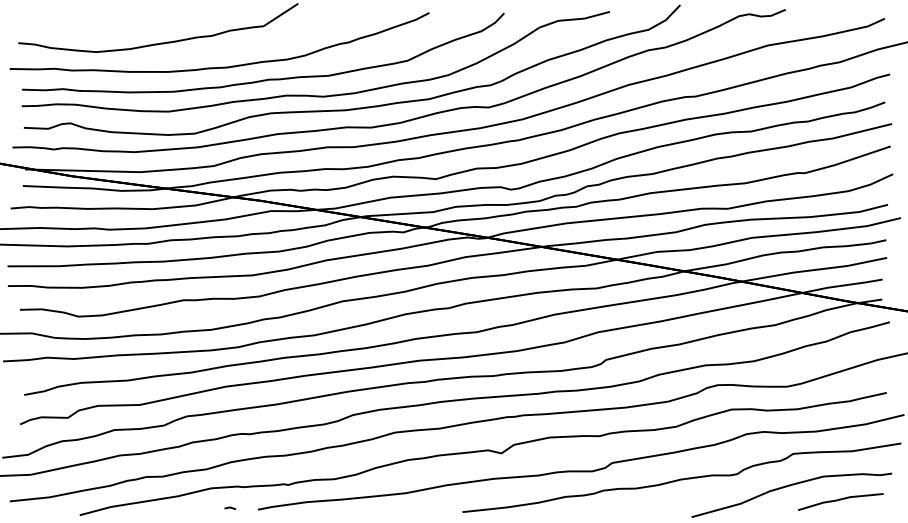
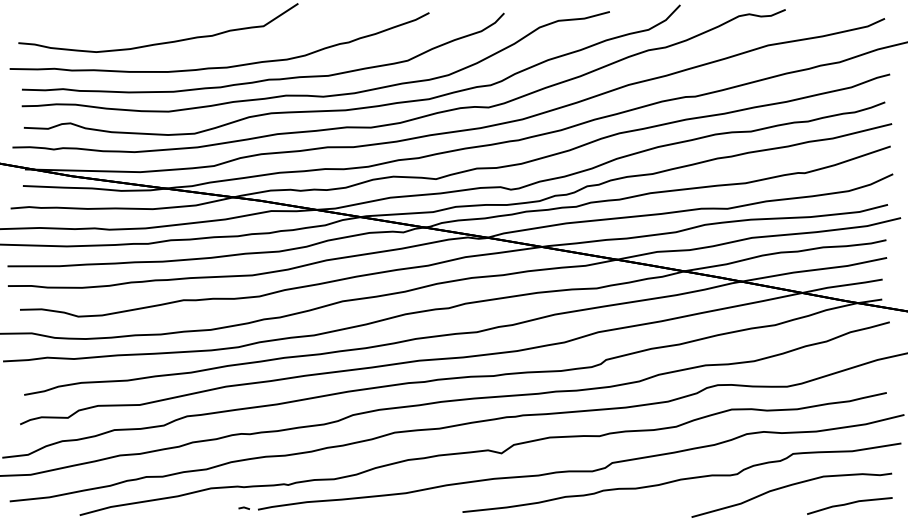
line position: (840, 500) -> (849, 504) (849, 504)
line position: (230, 507) -> (244, 507) (244, 507)
